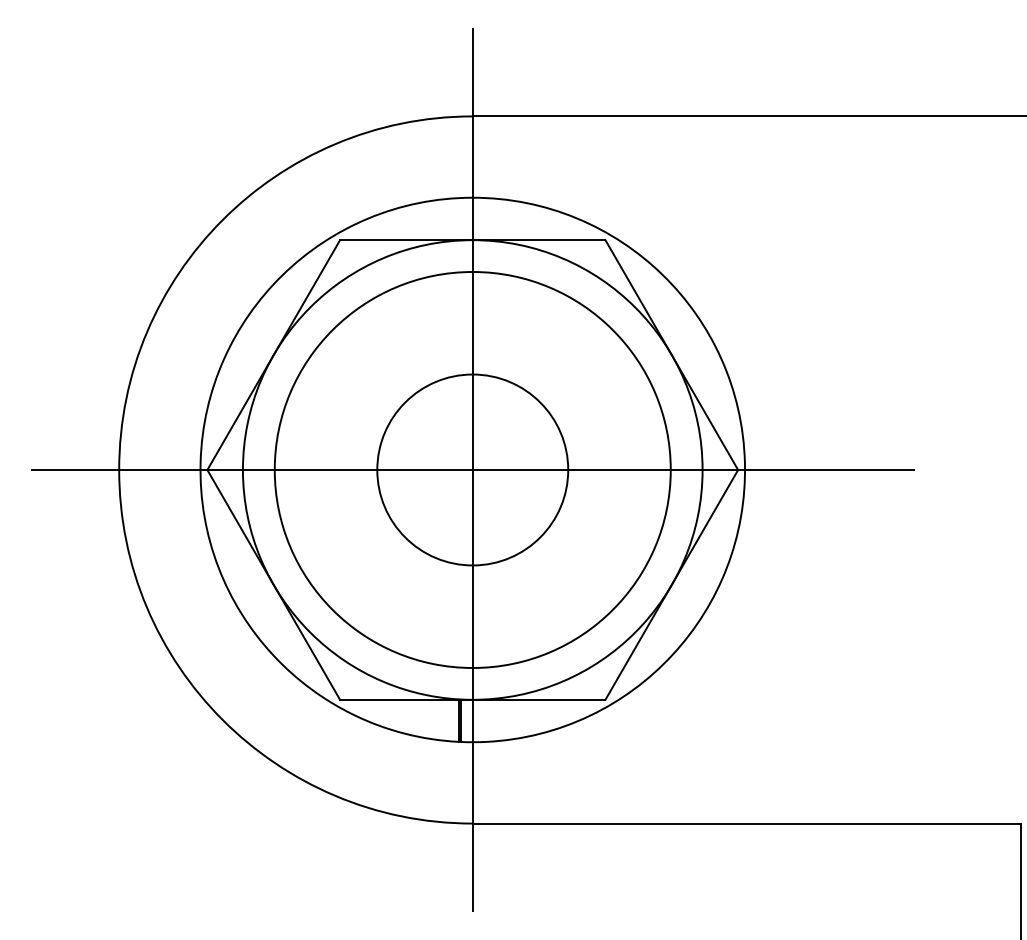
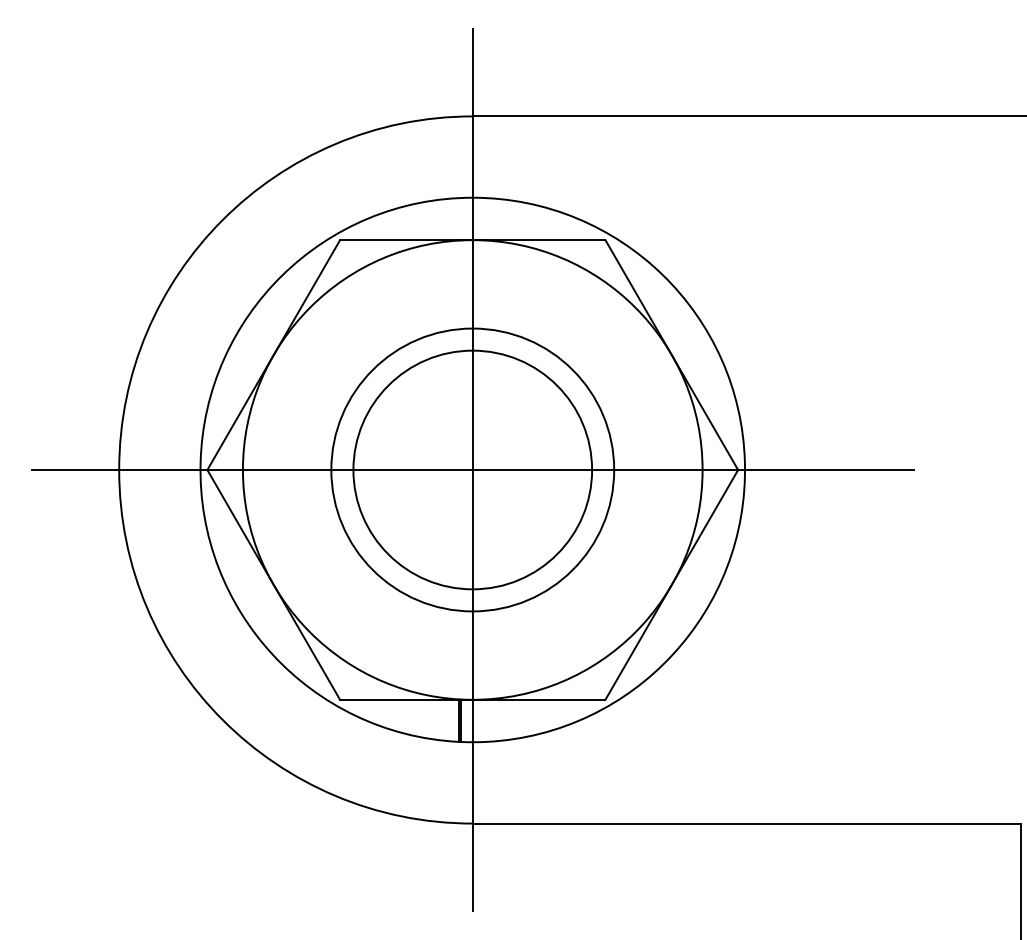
circle diameter: 191 px -> 239 px (472, 469)
circle diameter: 396 px -> 283 px (472, 469)
